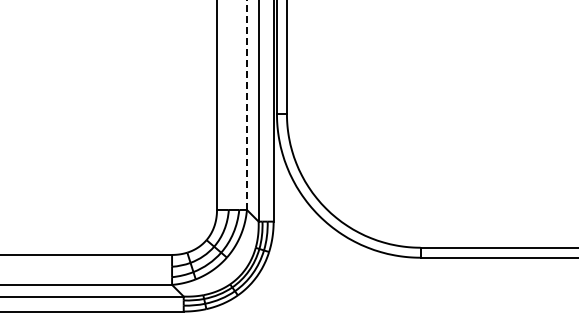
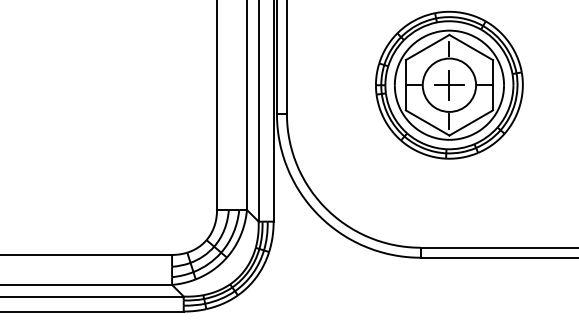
part: none -> present (449, 84)
line: dashed -> solid (247, 105)
